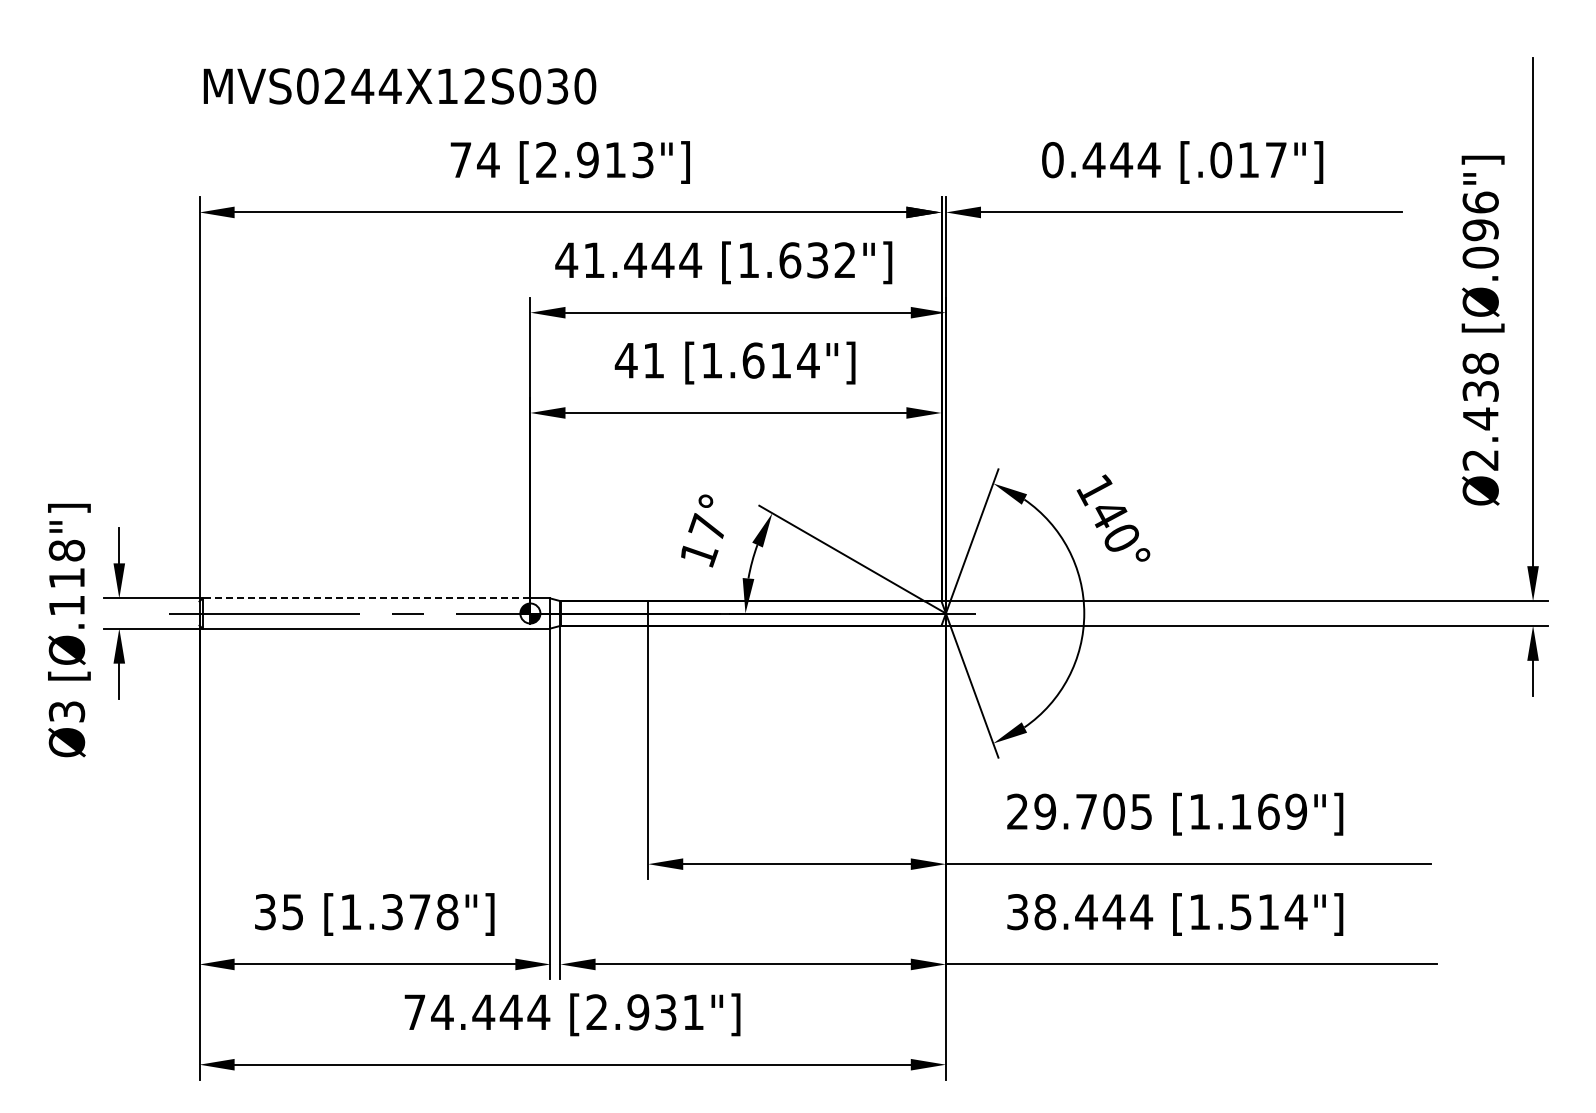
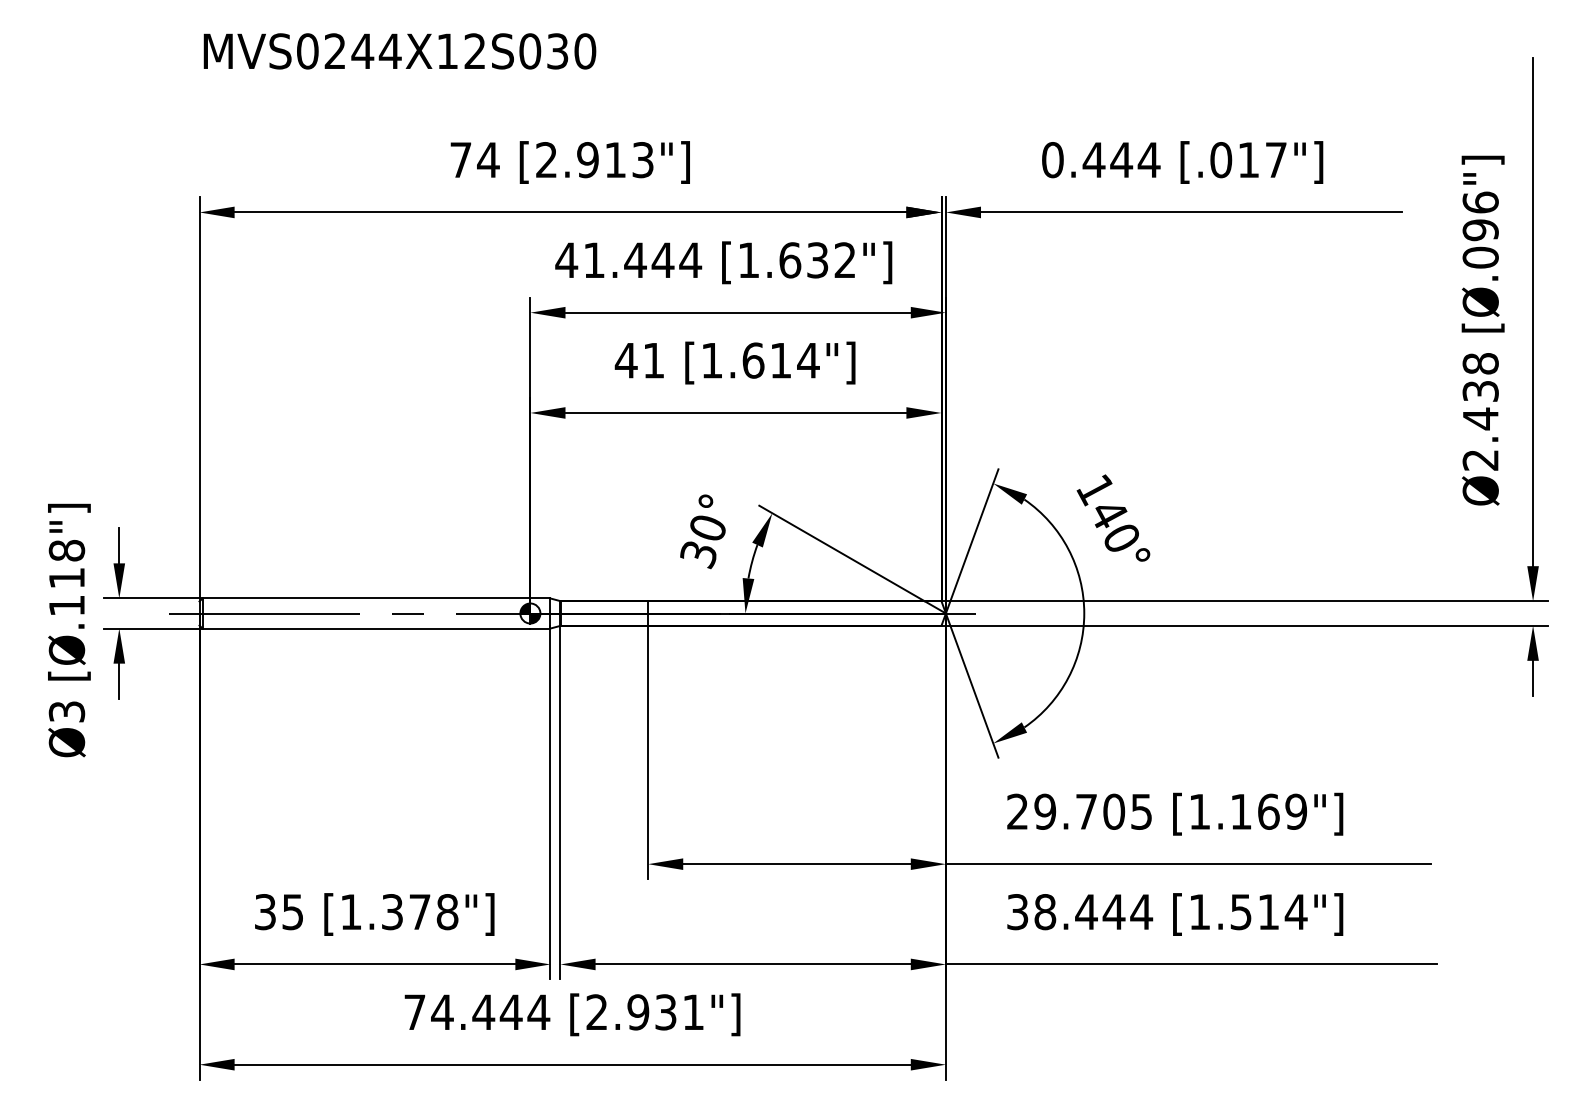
text position: (399, 86) -> (399, 51) (399, 51)
text: 17° -> 30° (702, 541)
line: dashed -> solid (366, 598)
